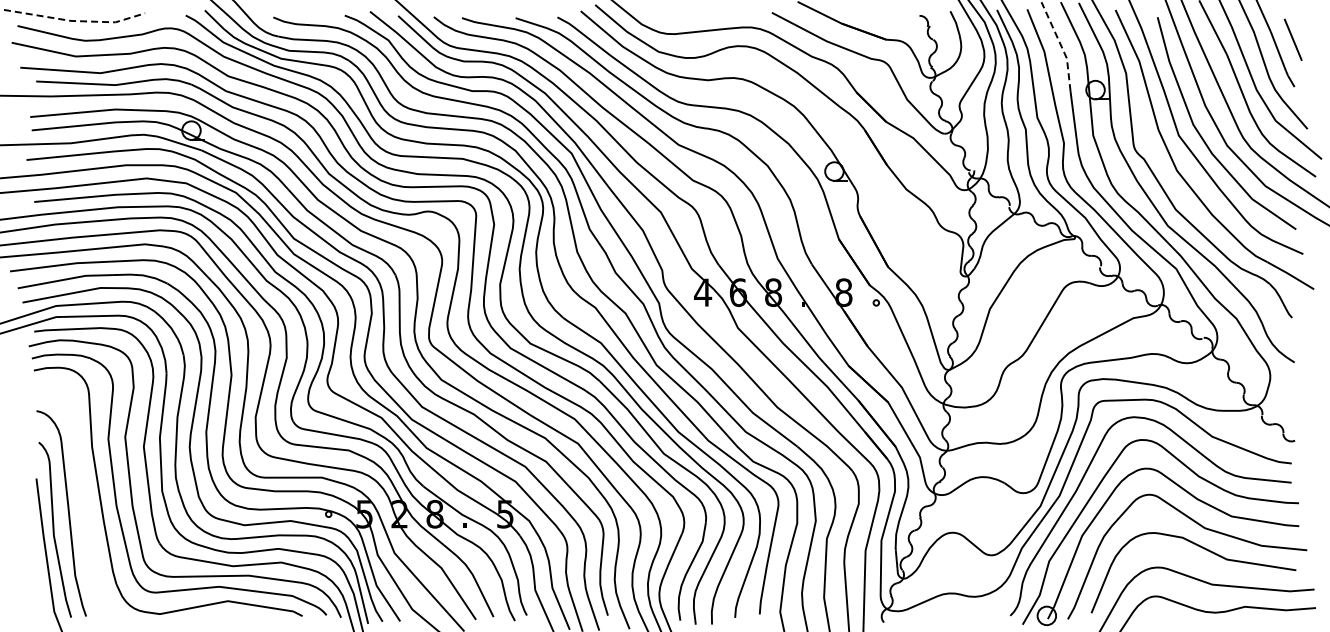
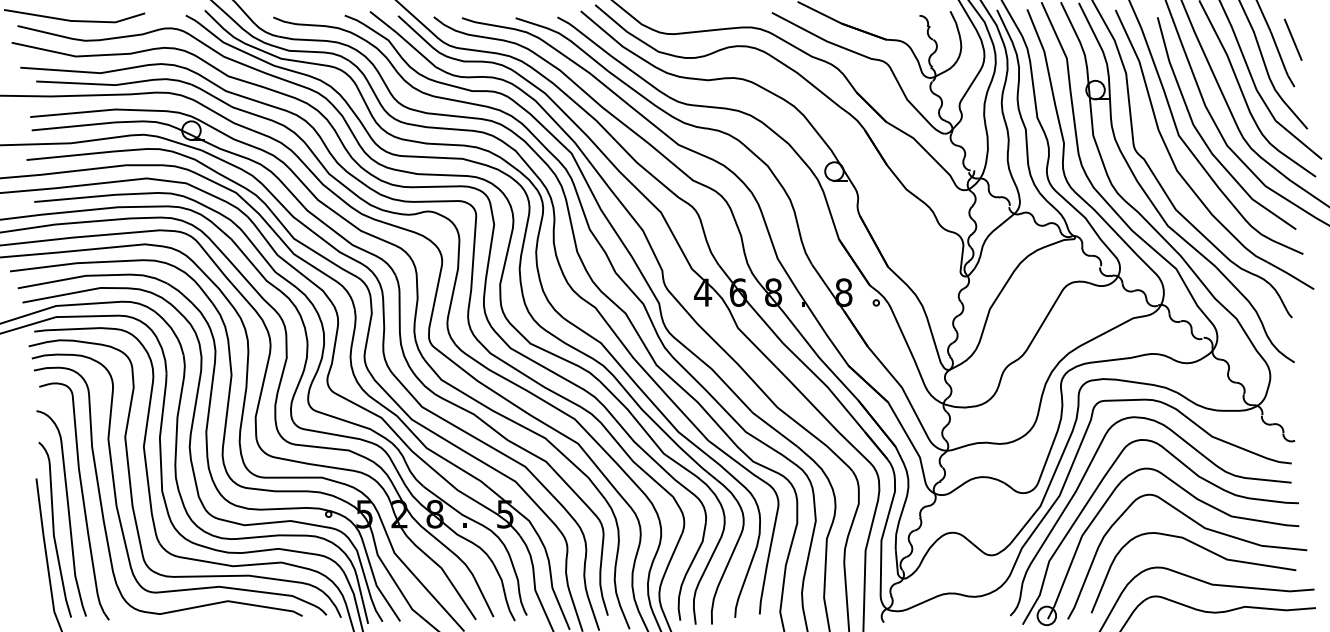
line: dashed -> solid (75, 21)
line: dashed -> solid (1061, 45)
curve: none -> present (82, 501)
